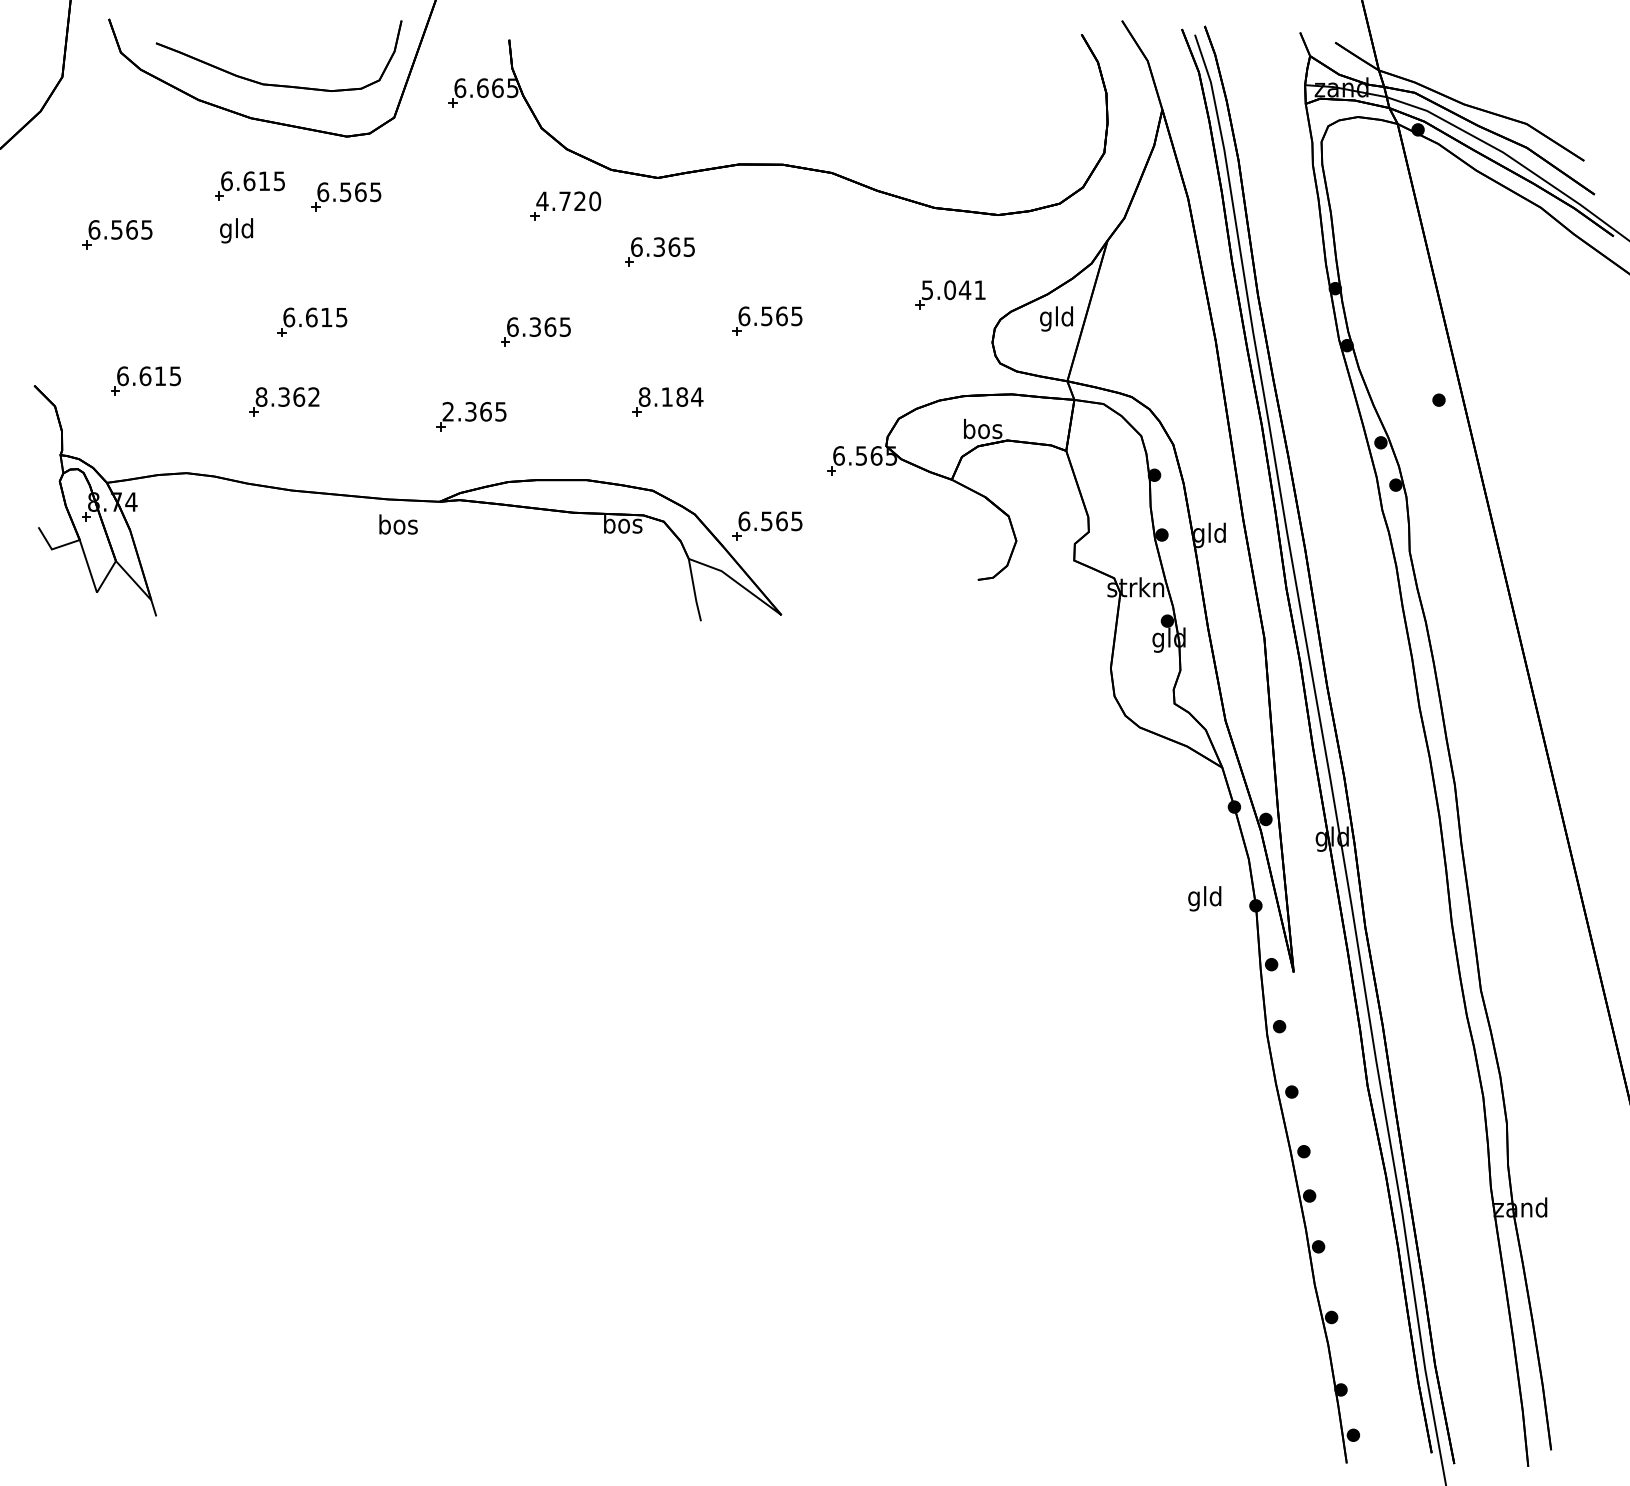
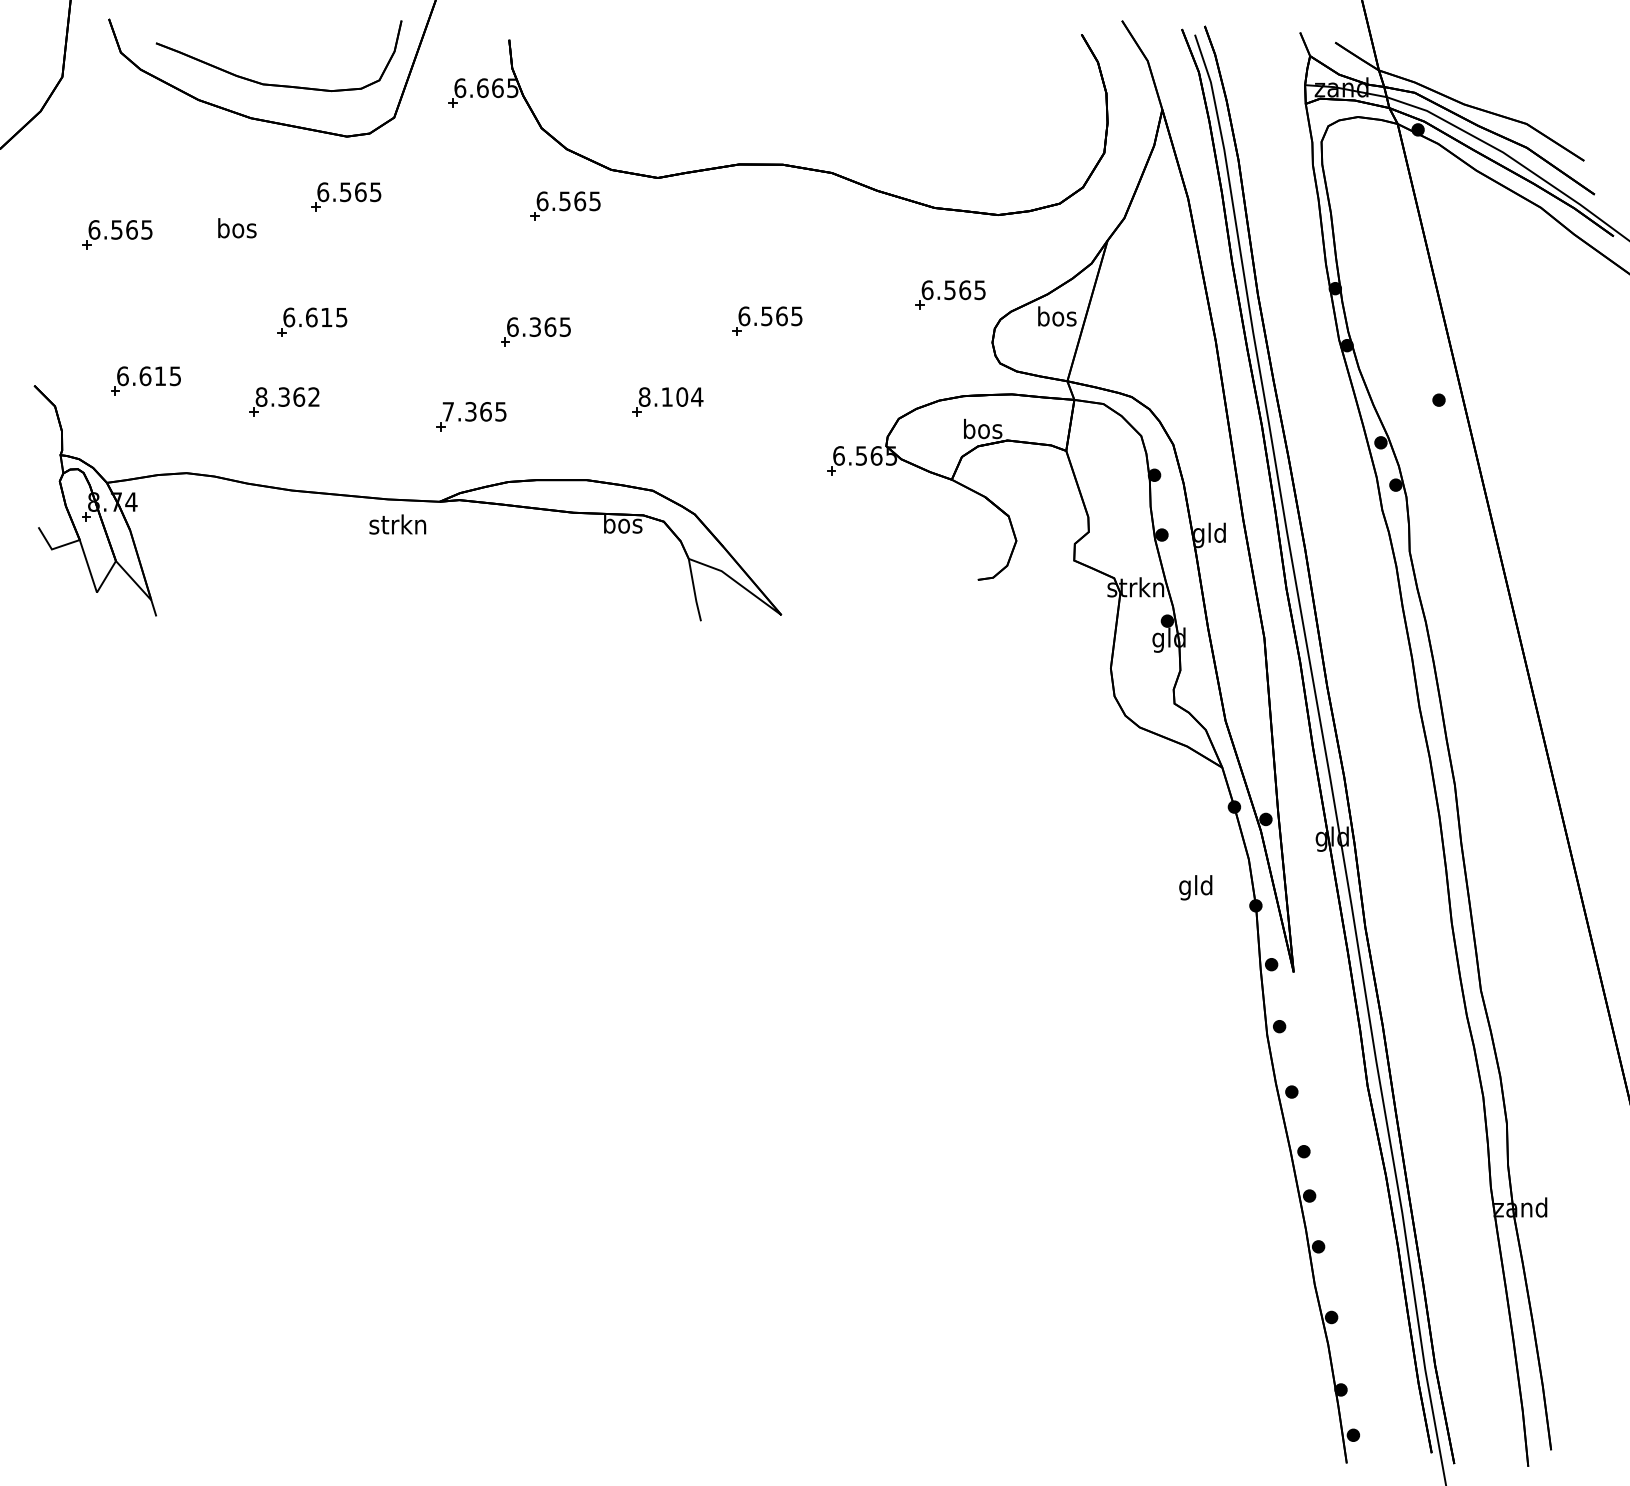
part: present -> none (249, 185)
text: 4.720 -> 6.565 (568, 201)
text: gld -> bos (237, 230)
part: present -> none (659, 251)
text: 5.041 -> 6.565 (953, 290)
text: gld -> bos (1057, 318)
text: 8.184 -> 8.104 (682, 396)
text: 2.365 -> 7.365 (447, 411)
text: bos -> strkn (397, 524)
part: present -> none (767, 525)
text position: (1204, 898) -> (1195, 887) (1195, 887)
